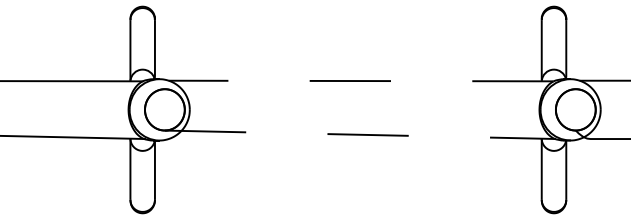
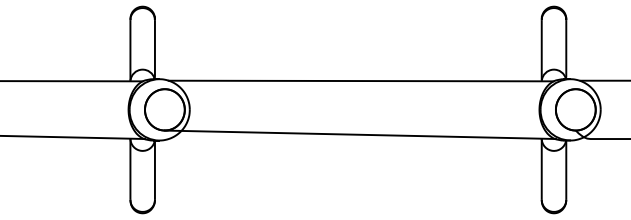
line: dashed -> solid (360, 81)
line: dashed -> solid (360, 134)
